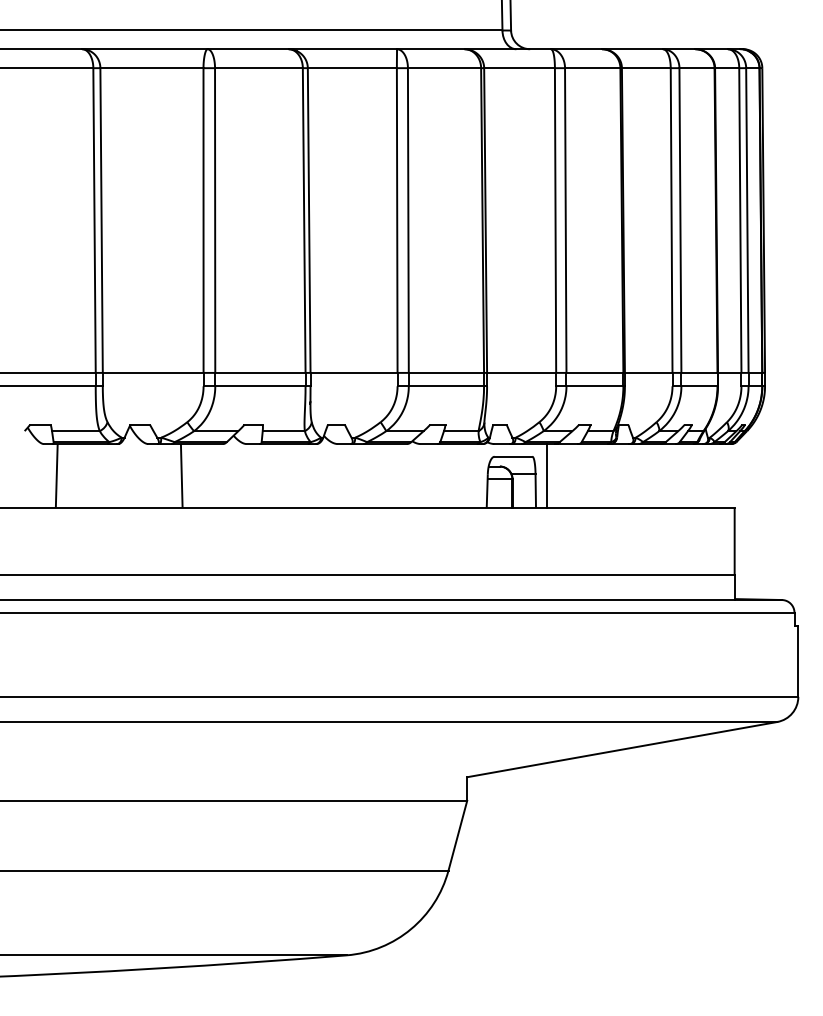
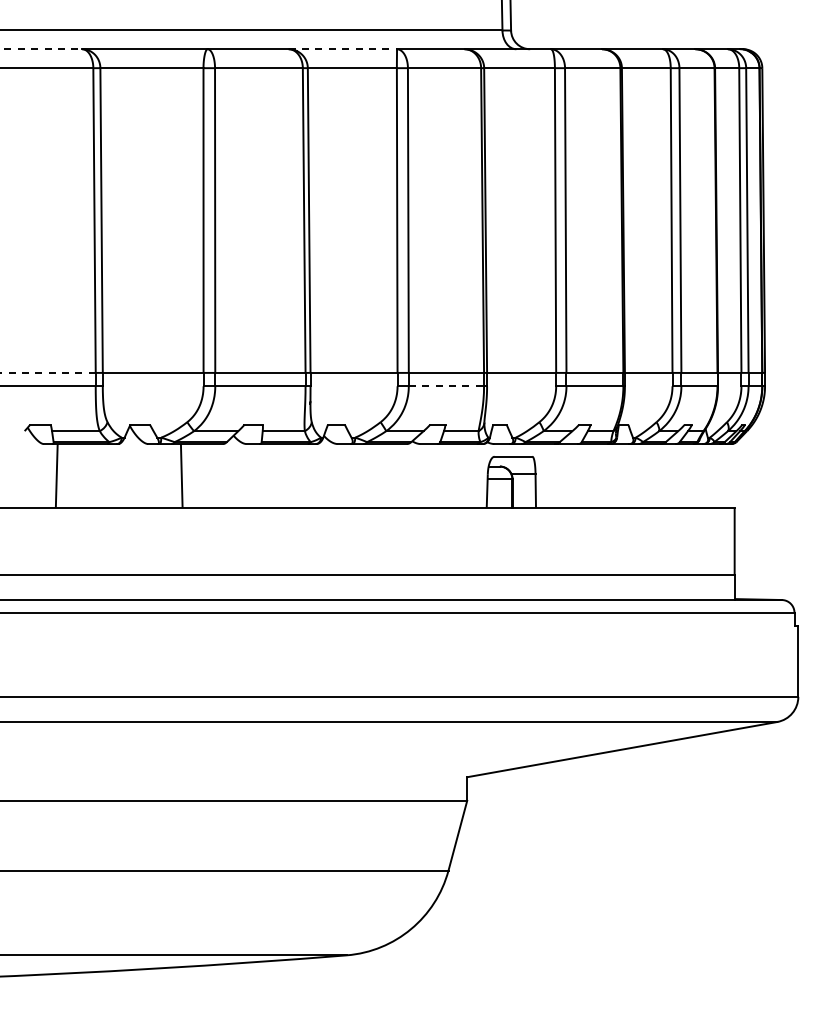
line: solid -> dashed (41, 49)
line: solid -> dashed (343, 49)
line: solid -> dashed (48, 372)
line: solid -> dashed (446, 386)
line: present -> none (546, 475)
